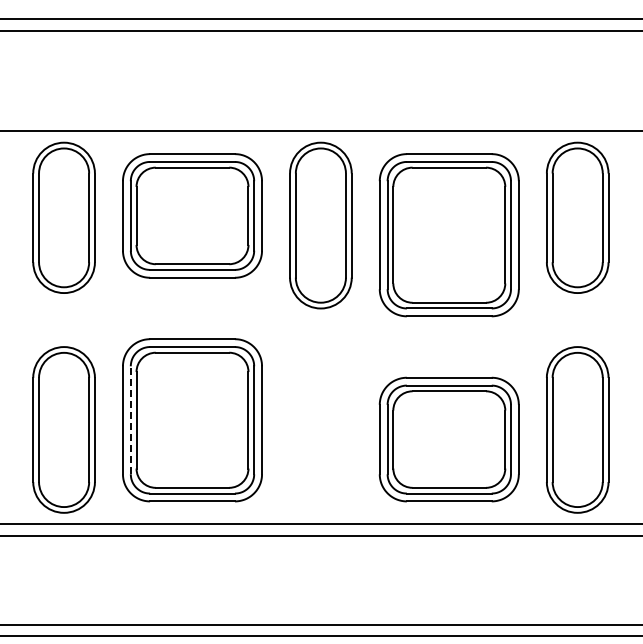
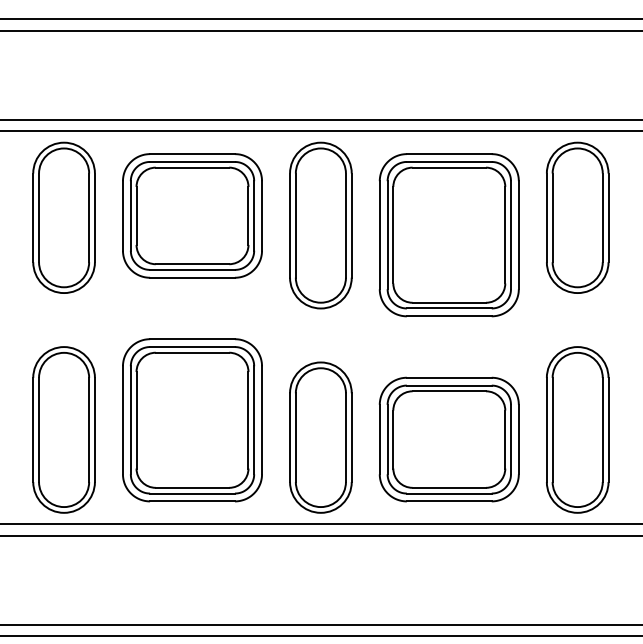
line: none -> present (320, 119)
line: dashed -> solid (130, 419)
part: none -> present (320, 437)
